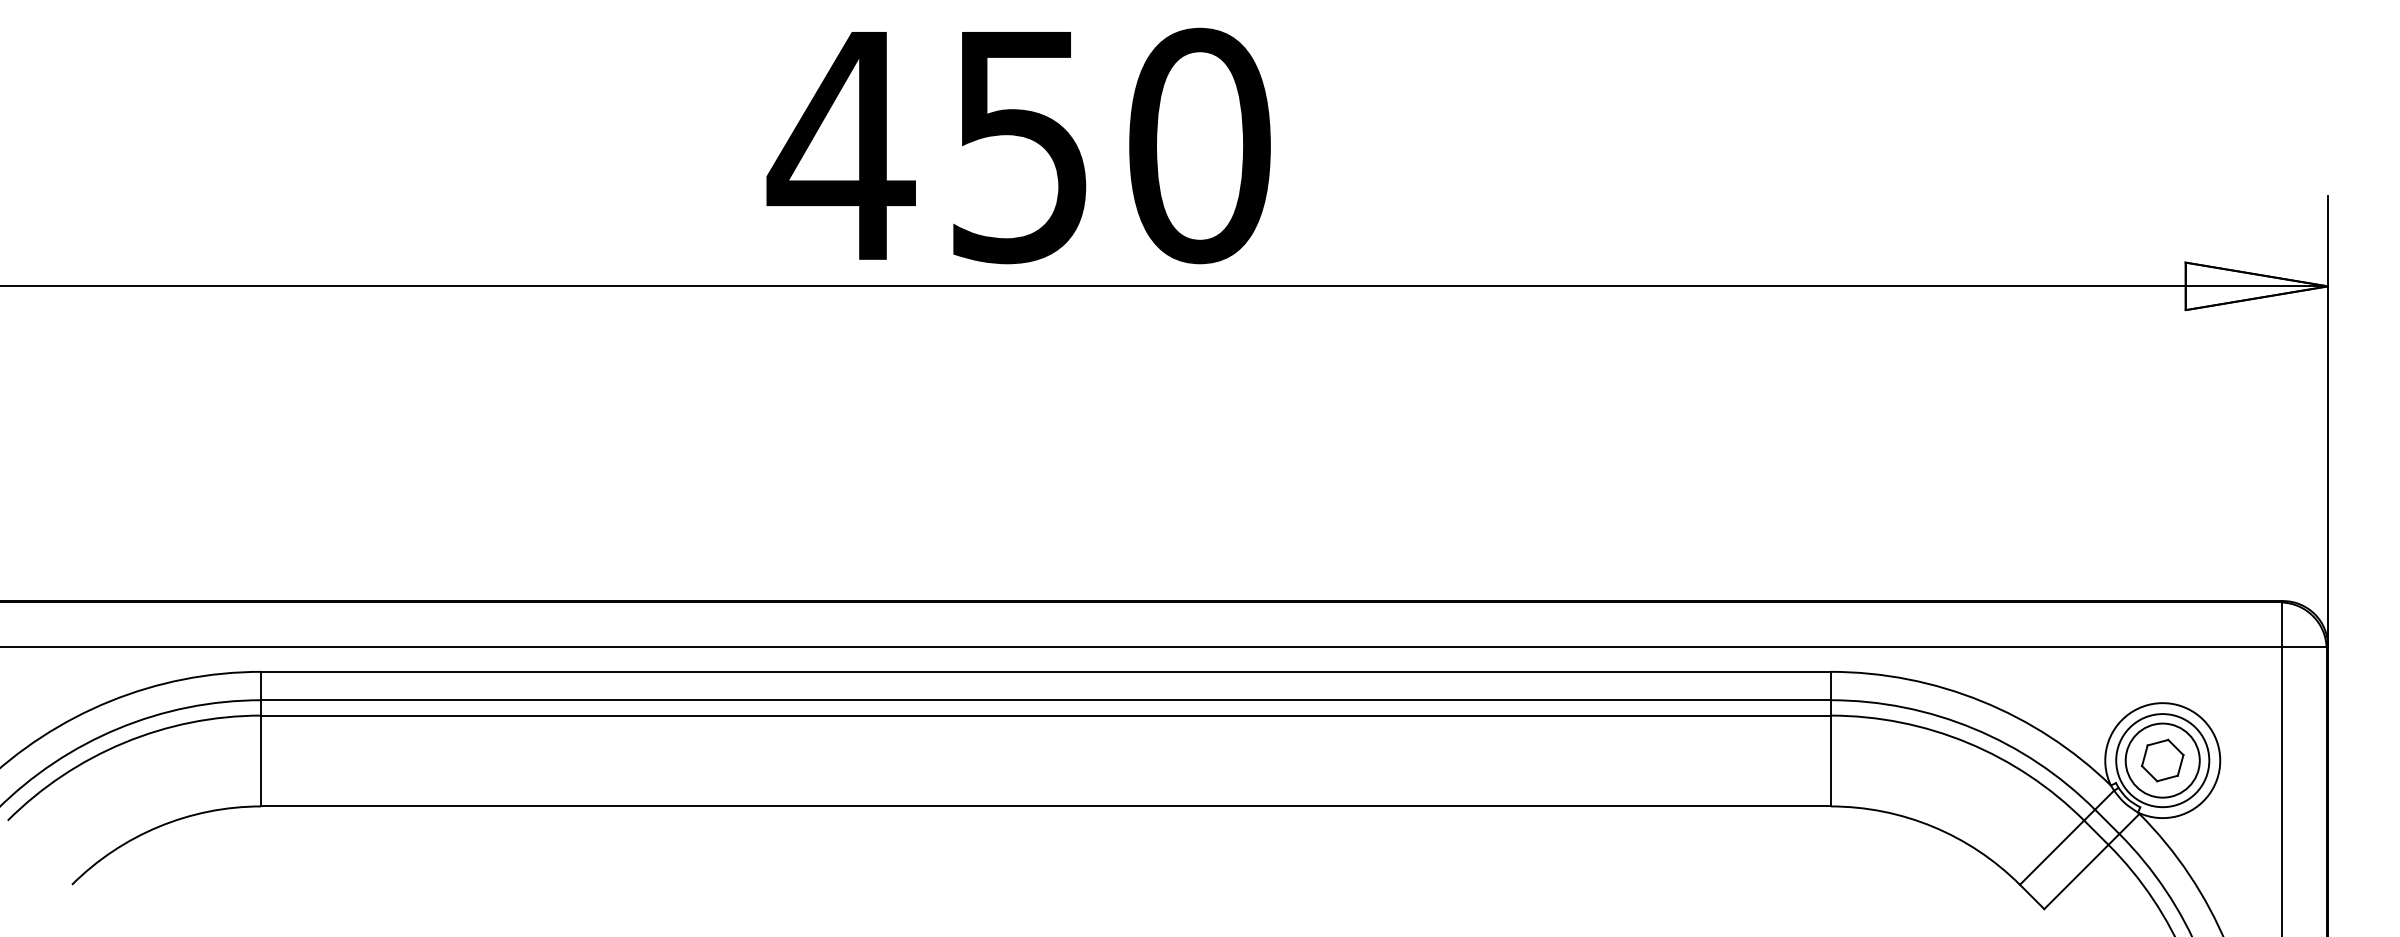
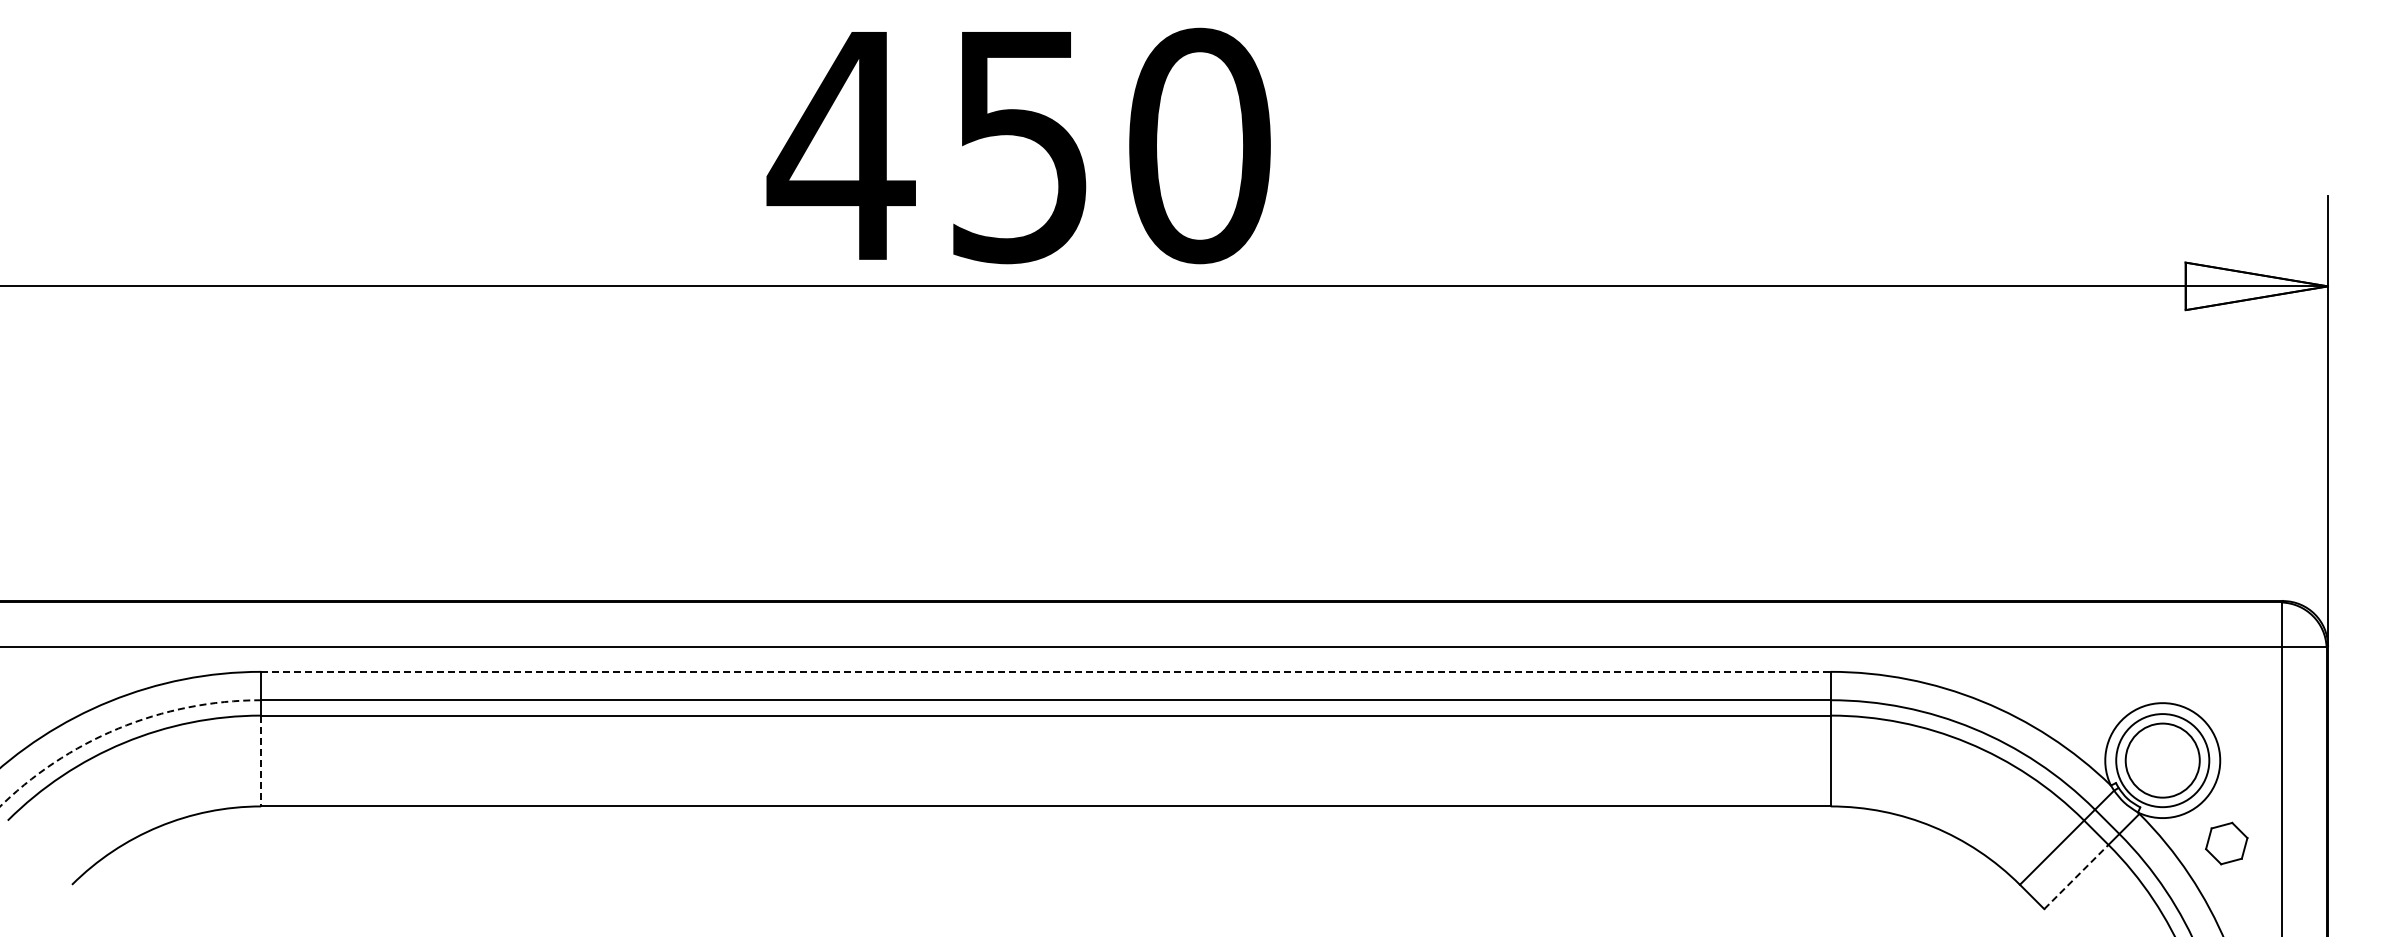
line: solid -> dashed (1045, 671)
arc: solid -> dashed (119, 727)
part position: (2162, 760) -> (2226, 843) (2226, 843)
line: solid -> dashed (261, 761)
line: solid -> dashed (2076, 876)
